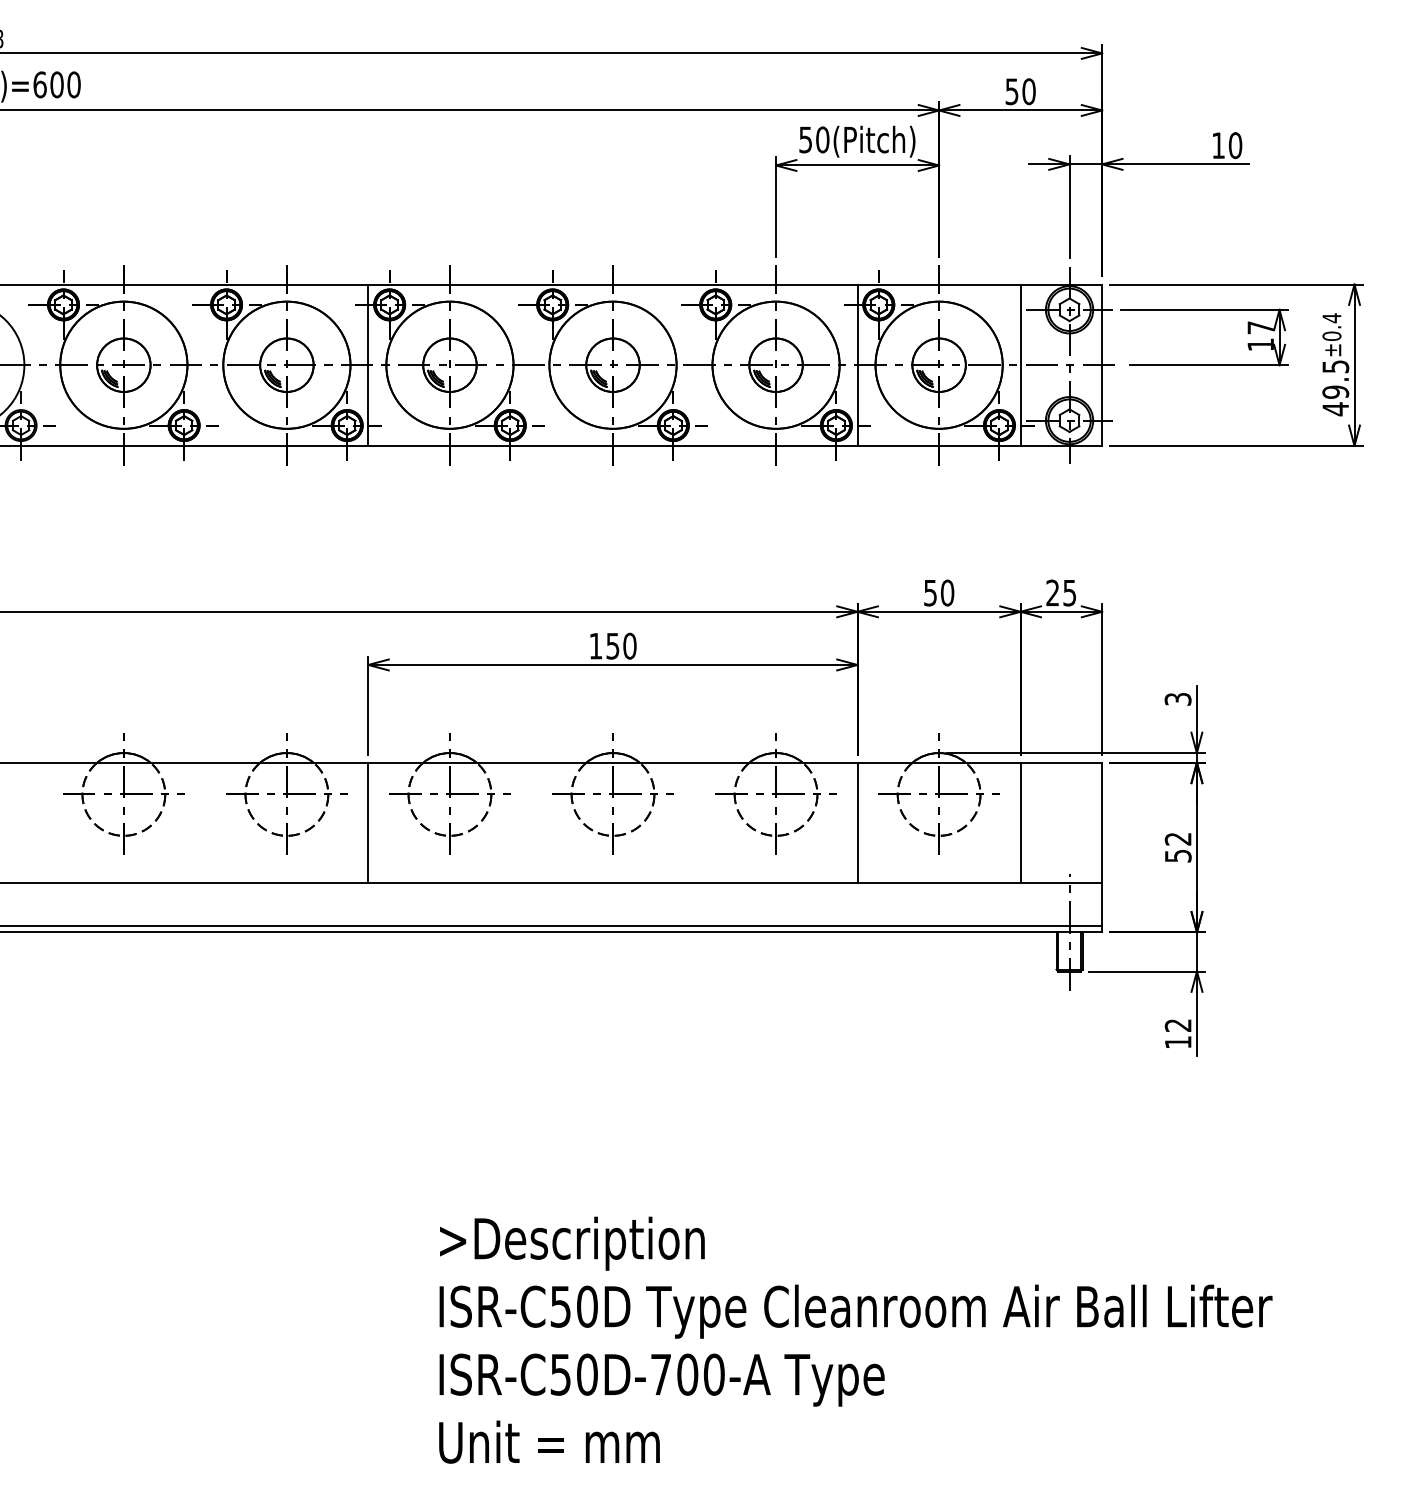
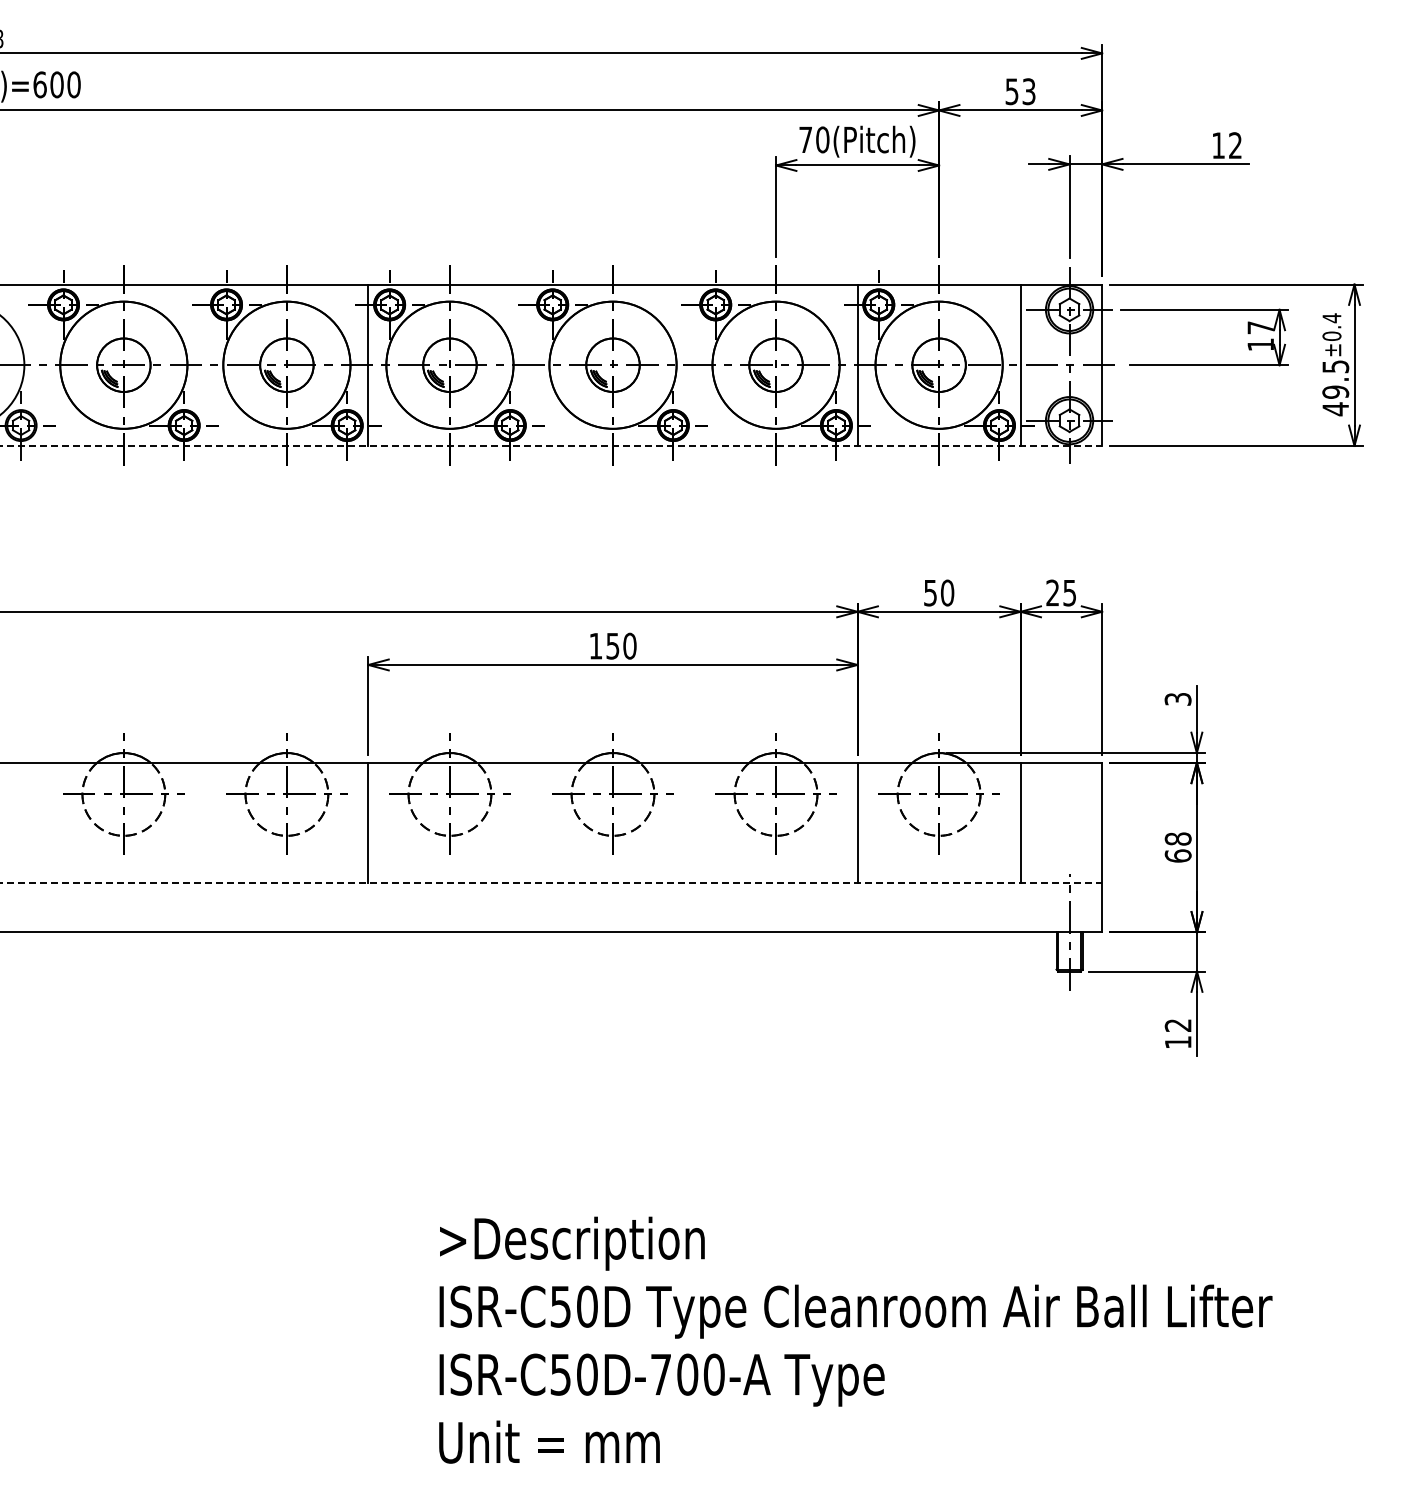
text: 50 -> 53 (1028, 91)
text: 50(Pitch) -> 70(Pitch) (805, 139)
text: 10 -> 12 (1235, 145)
line: solid -> dashed (551, 445)
text: 52 -> 68 (1177, 847)
line: solid -> dashed (551, 883)
line: present -> none (552, 925)
